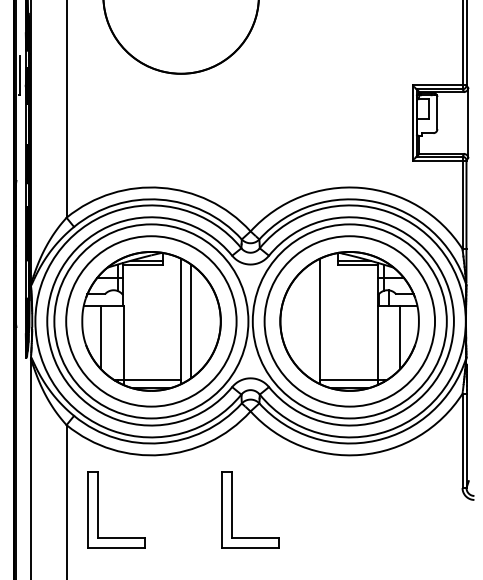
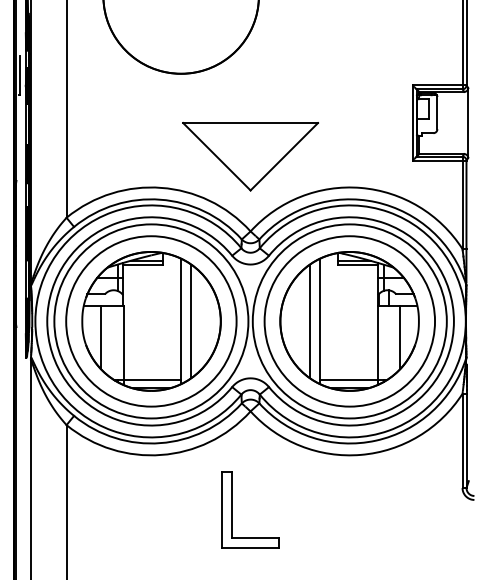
part: none -> present (250, 156)
line: none -> present (310, 321)
part: present -> none (98, 509)
